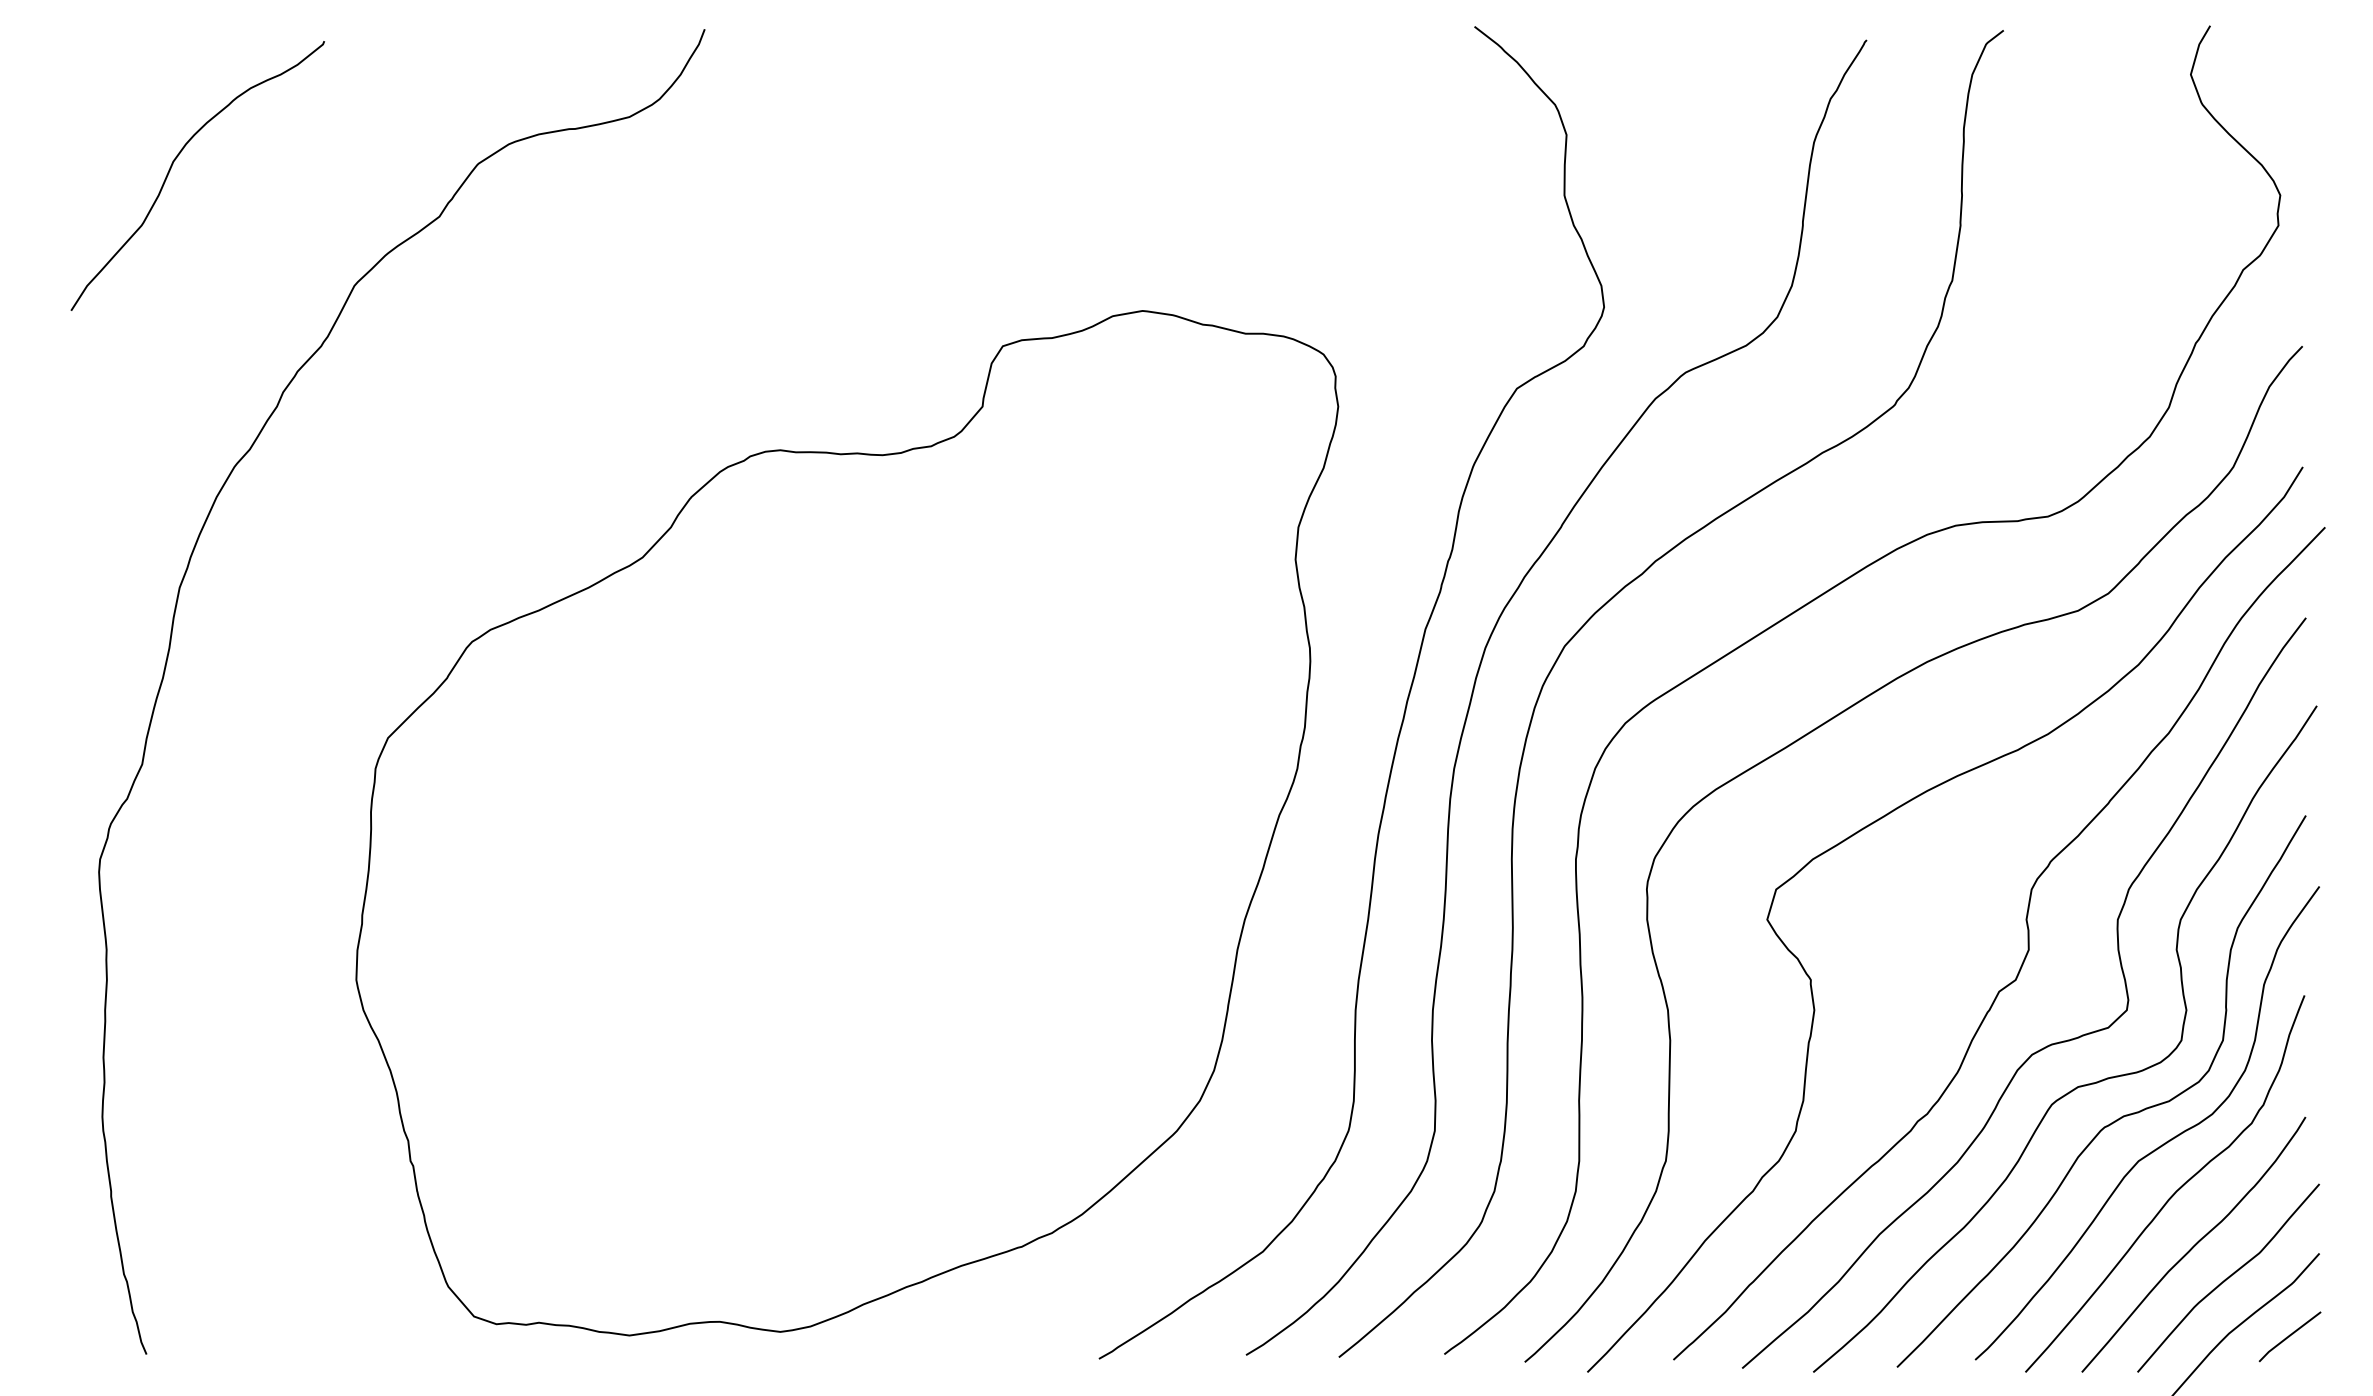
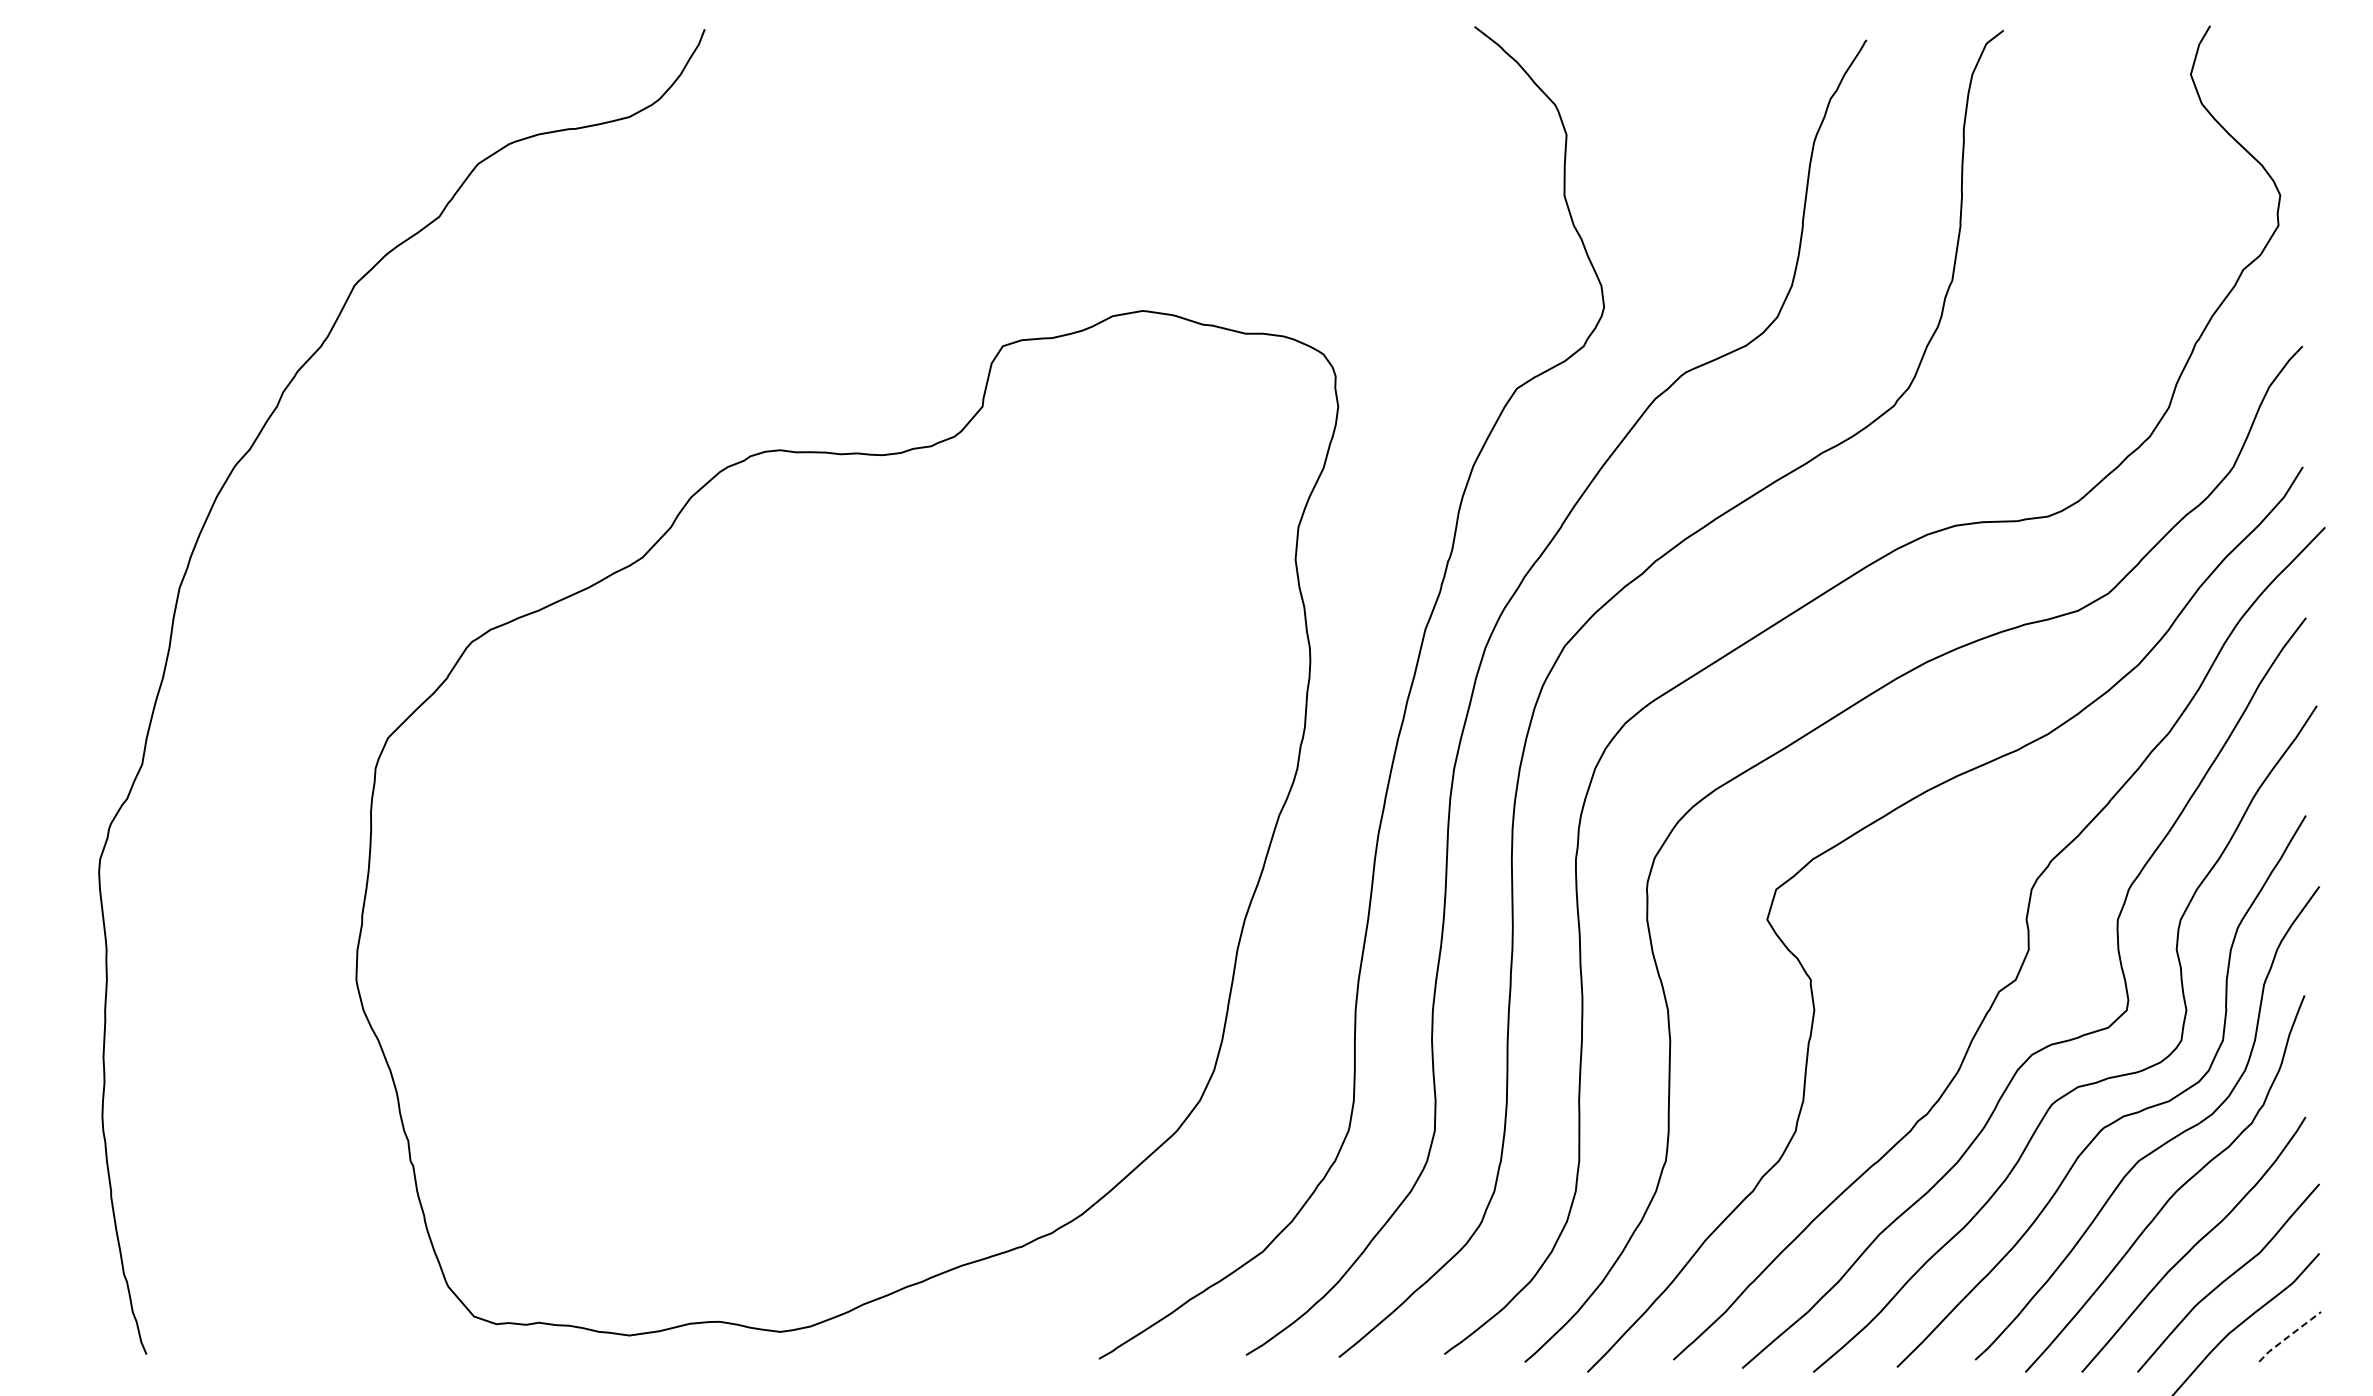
curve: present -> none (176, 159)
line: solid -> dashed (2289, 1336)
